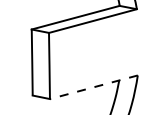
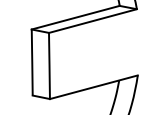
line: dashed -> solid (93, 87)
